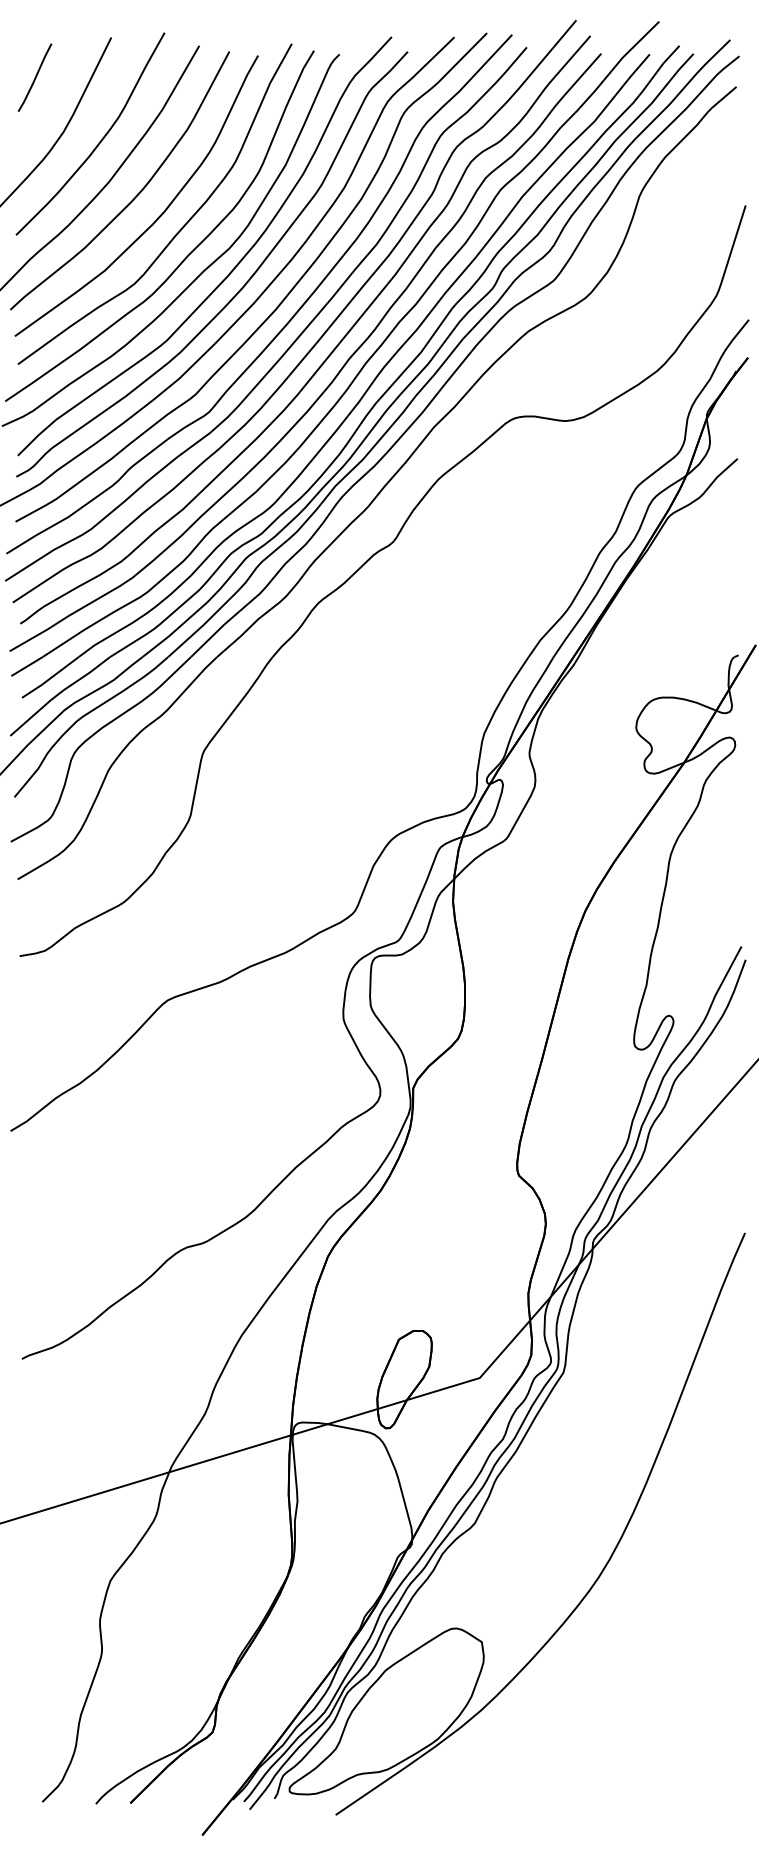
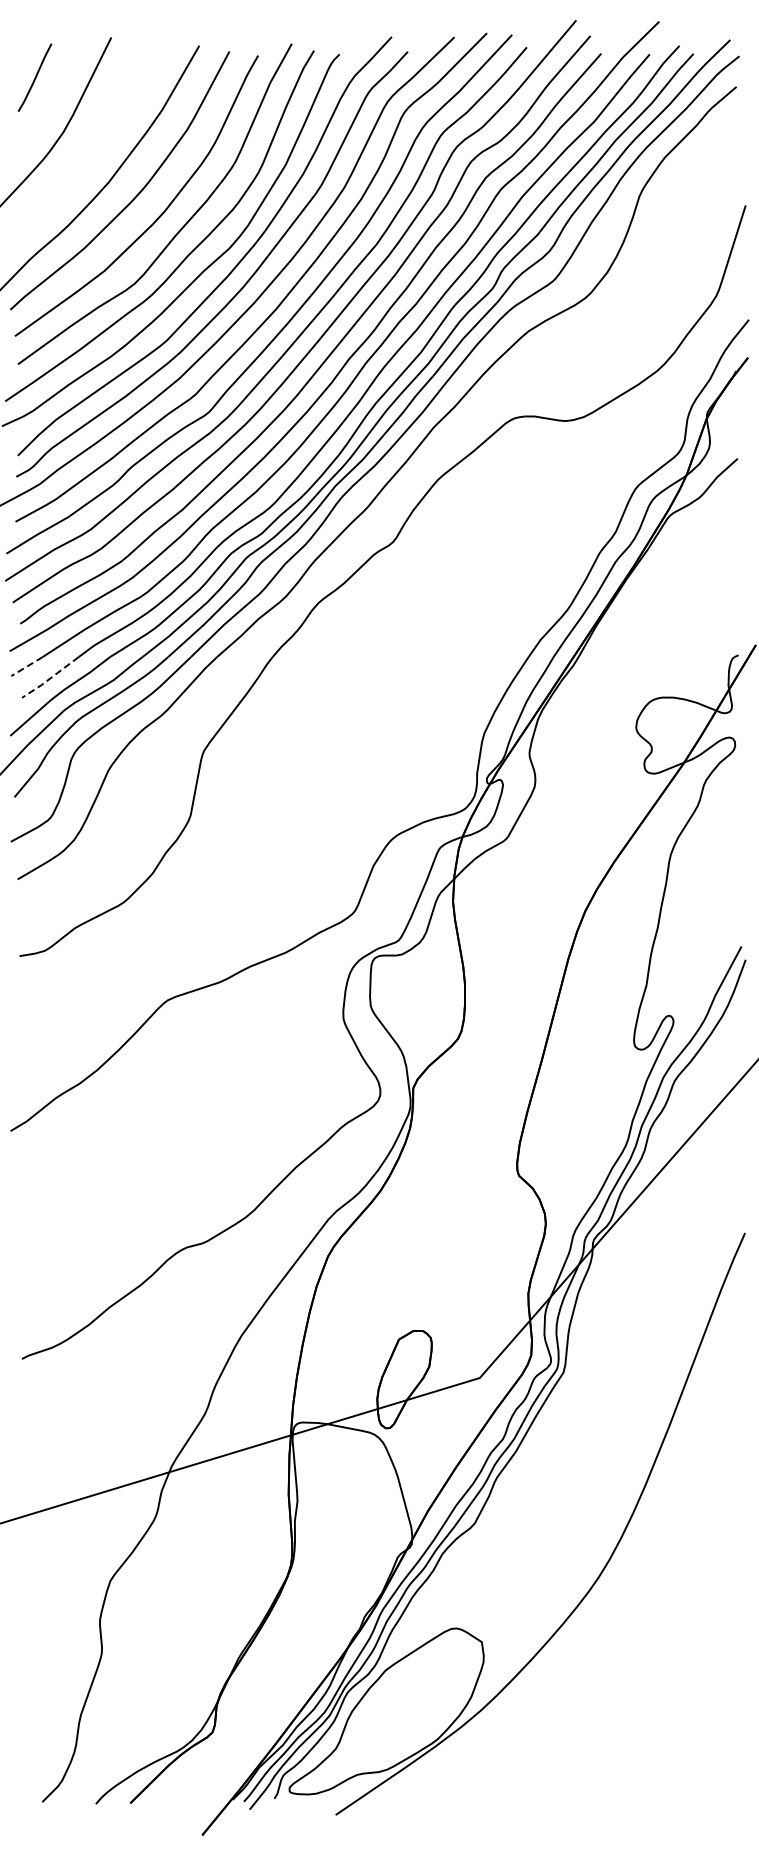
curve: present -> none (99, 141)
line: solid -> dashed (26, 666)
line: solid -> dashed (50, 678)
